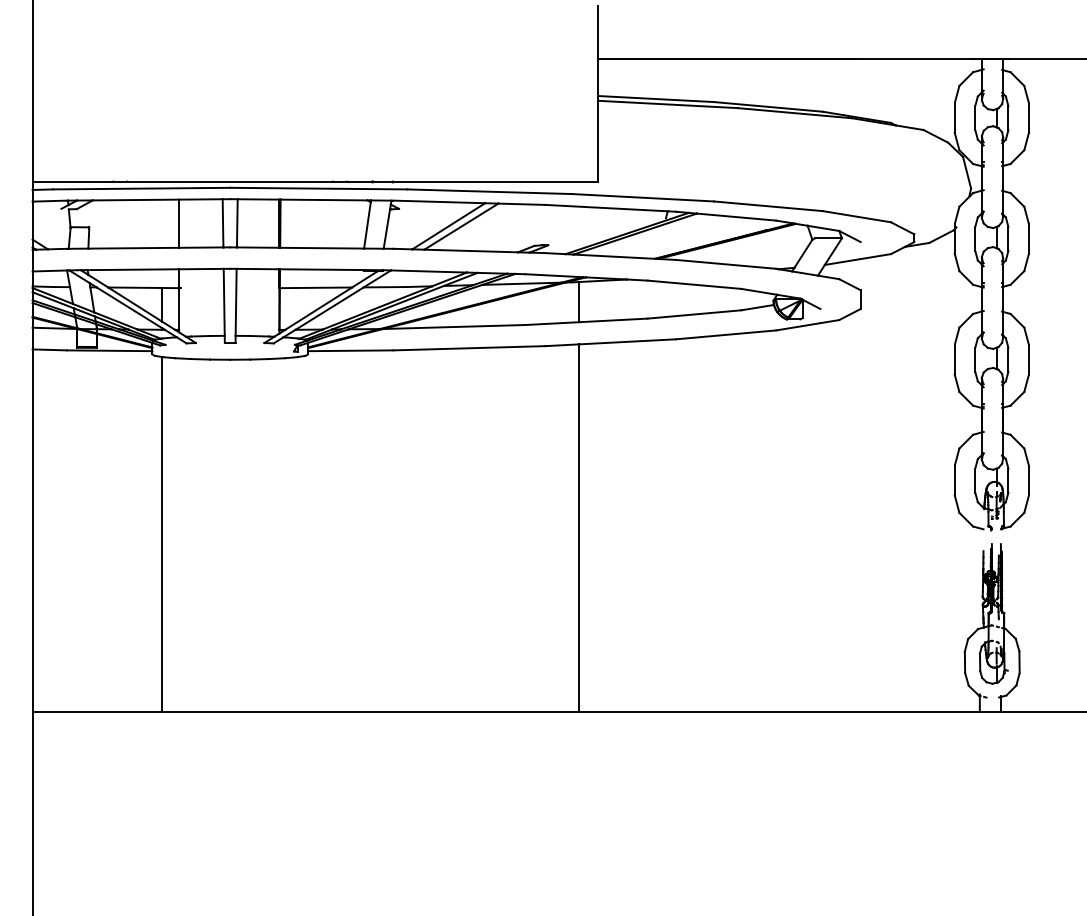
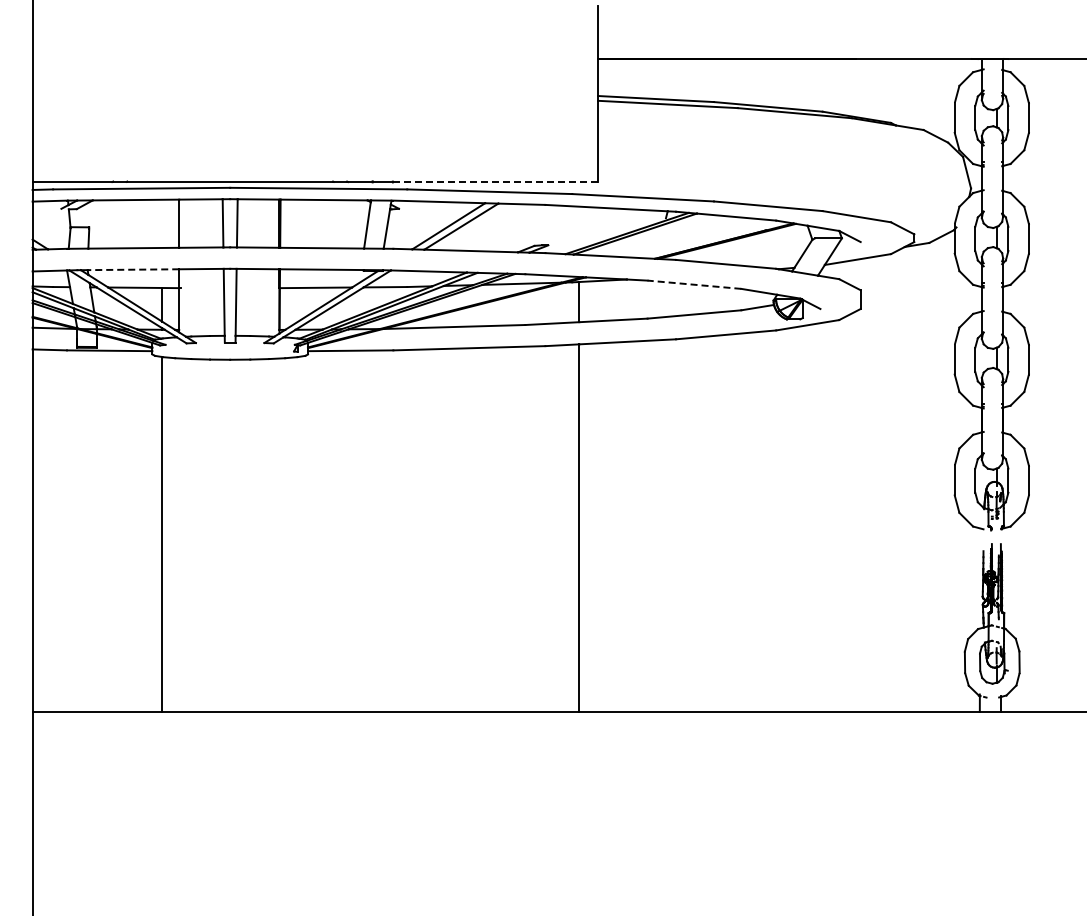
line: solid -> dashed (495, 181)
line: solid -> dashed (133, 269)
line: solid -> dashed (693, 284)
